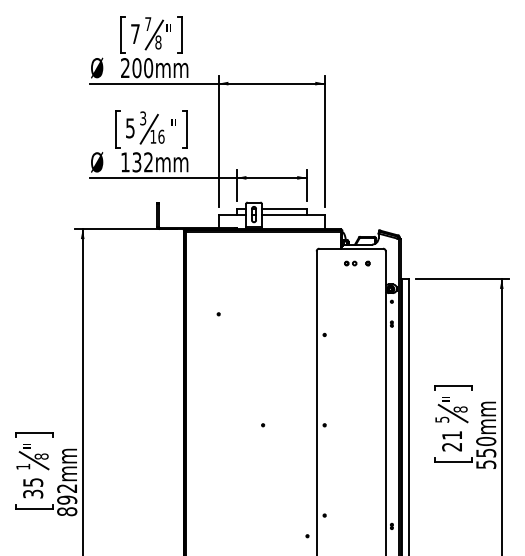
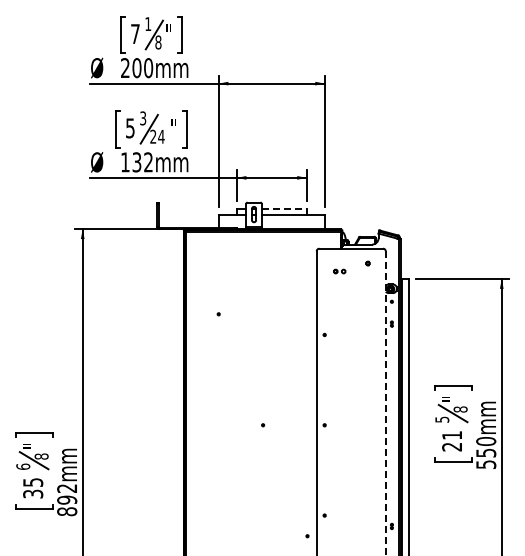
text: 7 -> 1 (148, 23)
text: 16 -> 24 (157, 136)
line: solid -> dashed (284, 208)
part position: (350, 263) -> (339, 271) (339, 271)
line: solid -> dashed (385, 403)
text: 1 -> 6 (23, 466)
